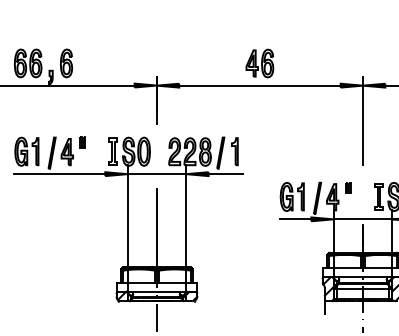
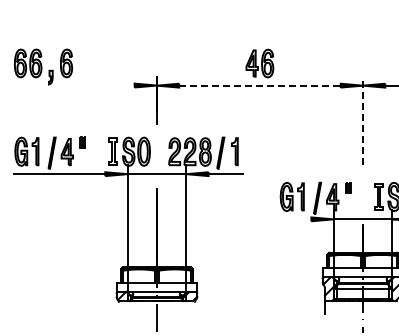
line: present -> none (68, 85)
line: solid -> dashed (259, 85)
line: solid -> dashed (362, 120)
line: present -> none (295, 219)
